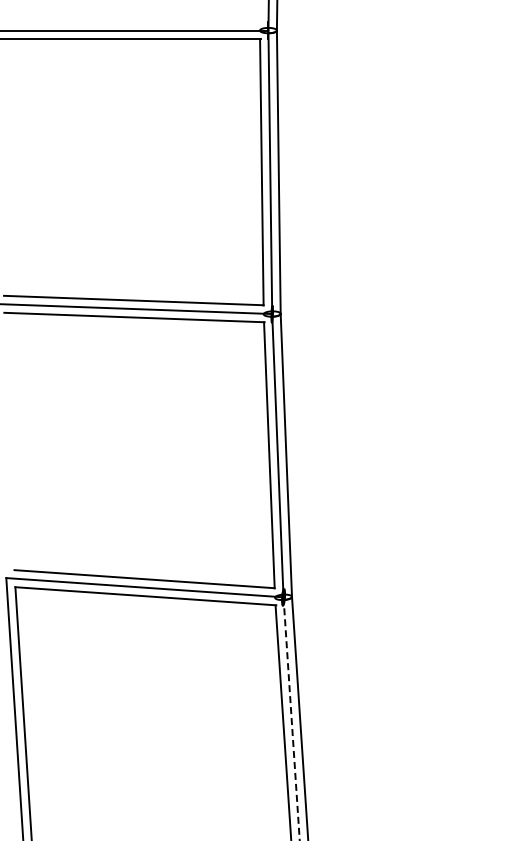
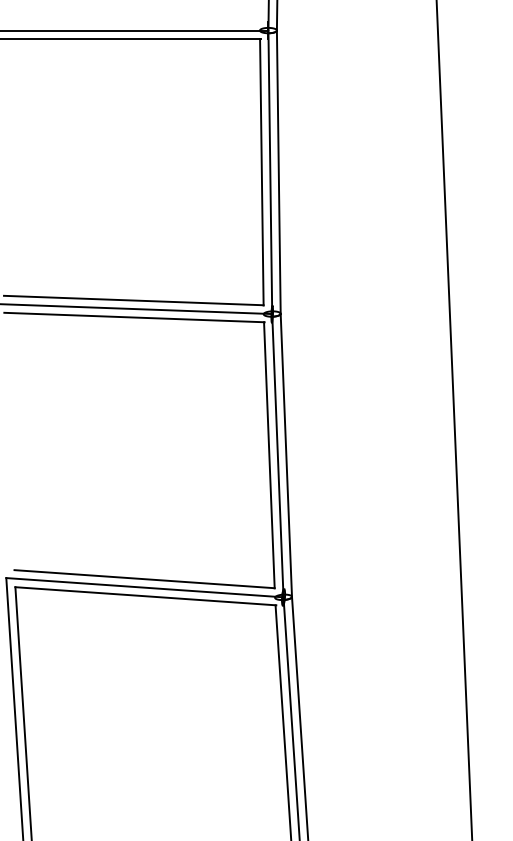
line: none -> present (454, 419)
line: dashed -> solid (291, 718)
